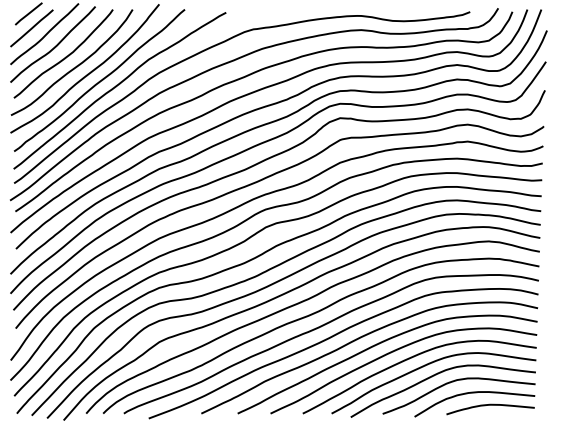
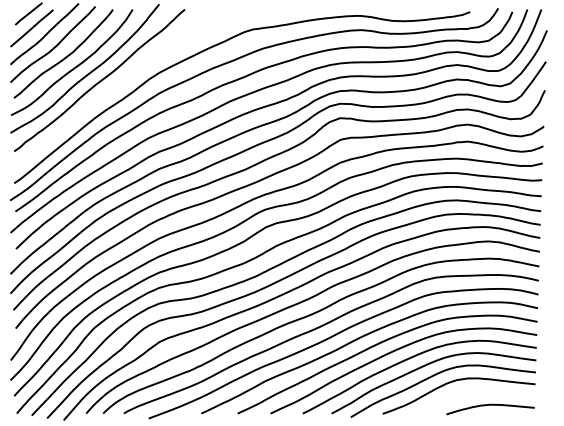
curve: present -> none (116, 87)
curve: present -> none (474, 393)
